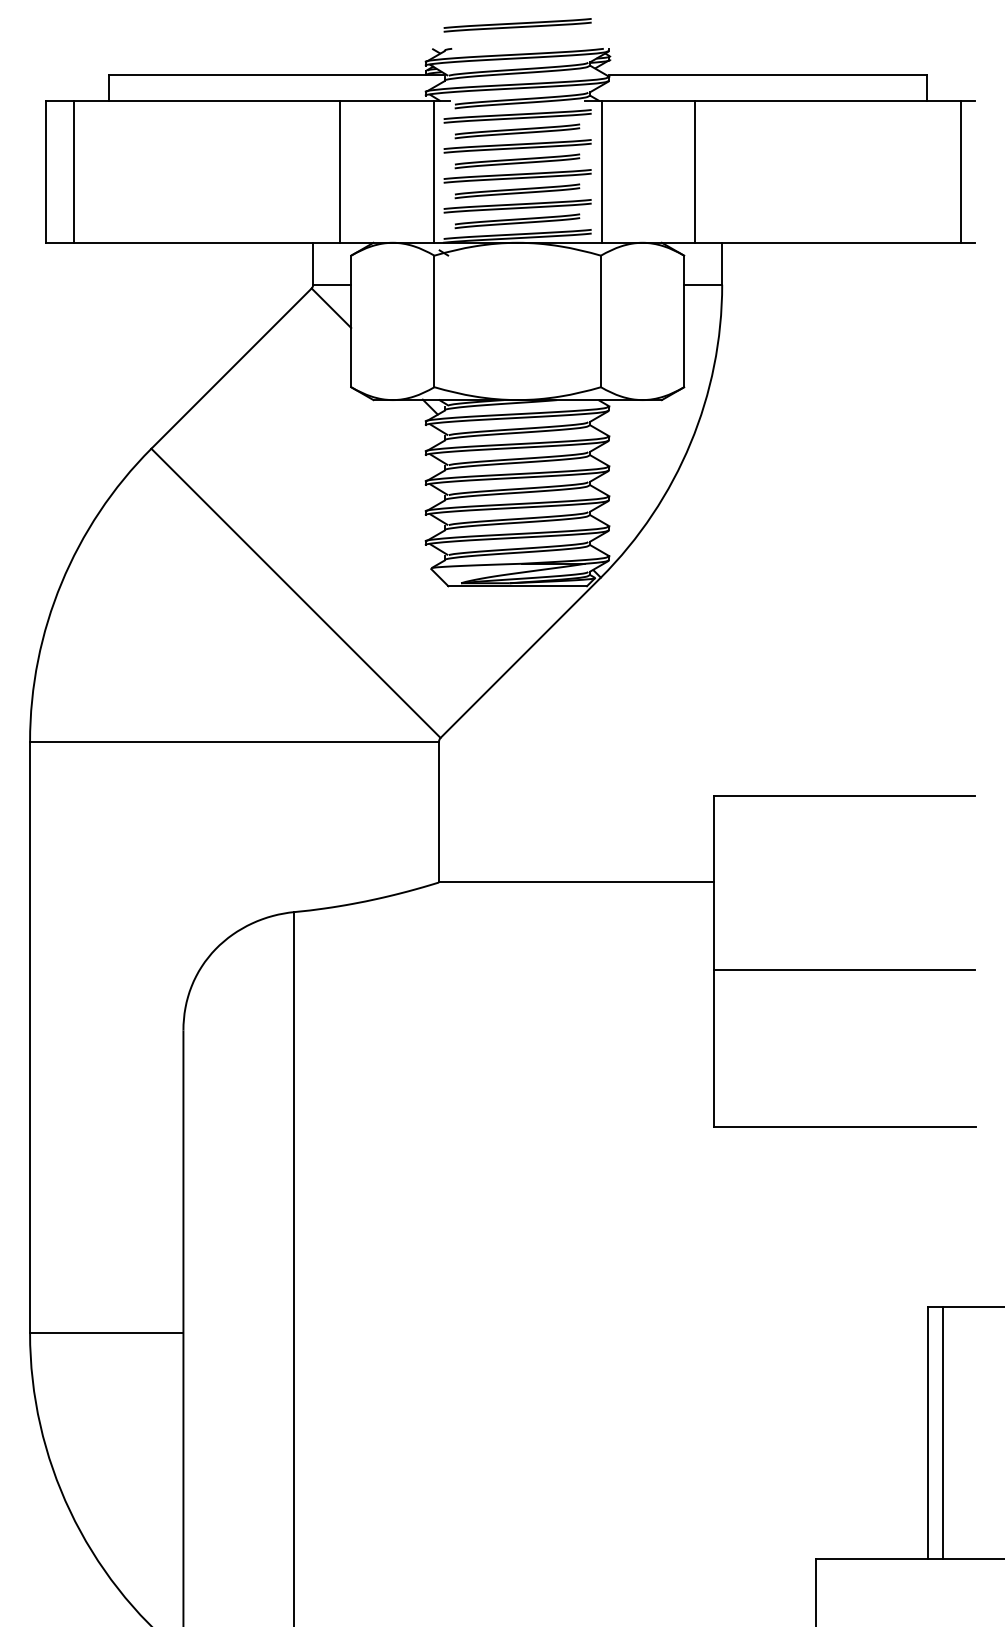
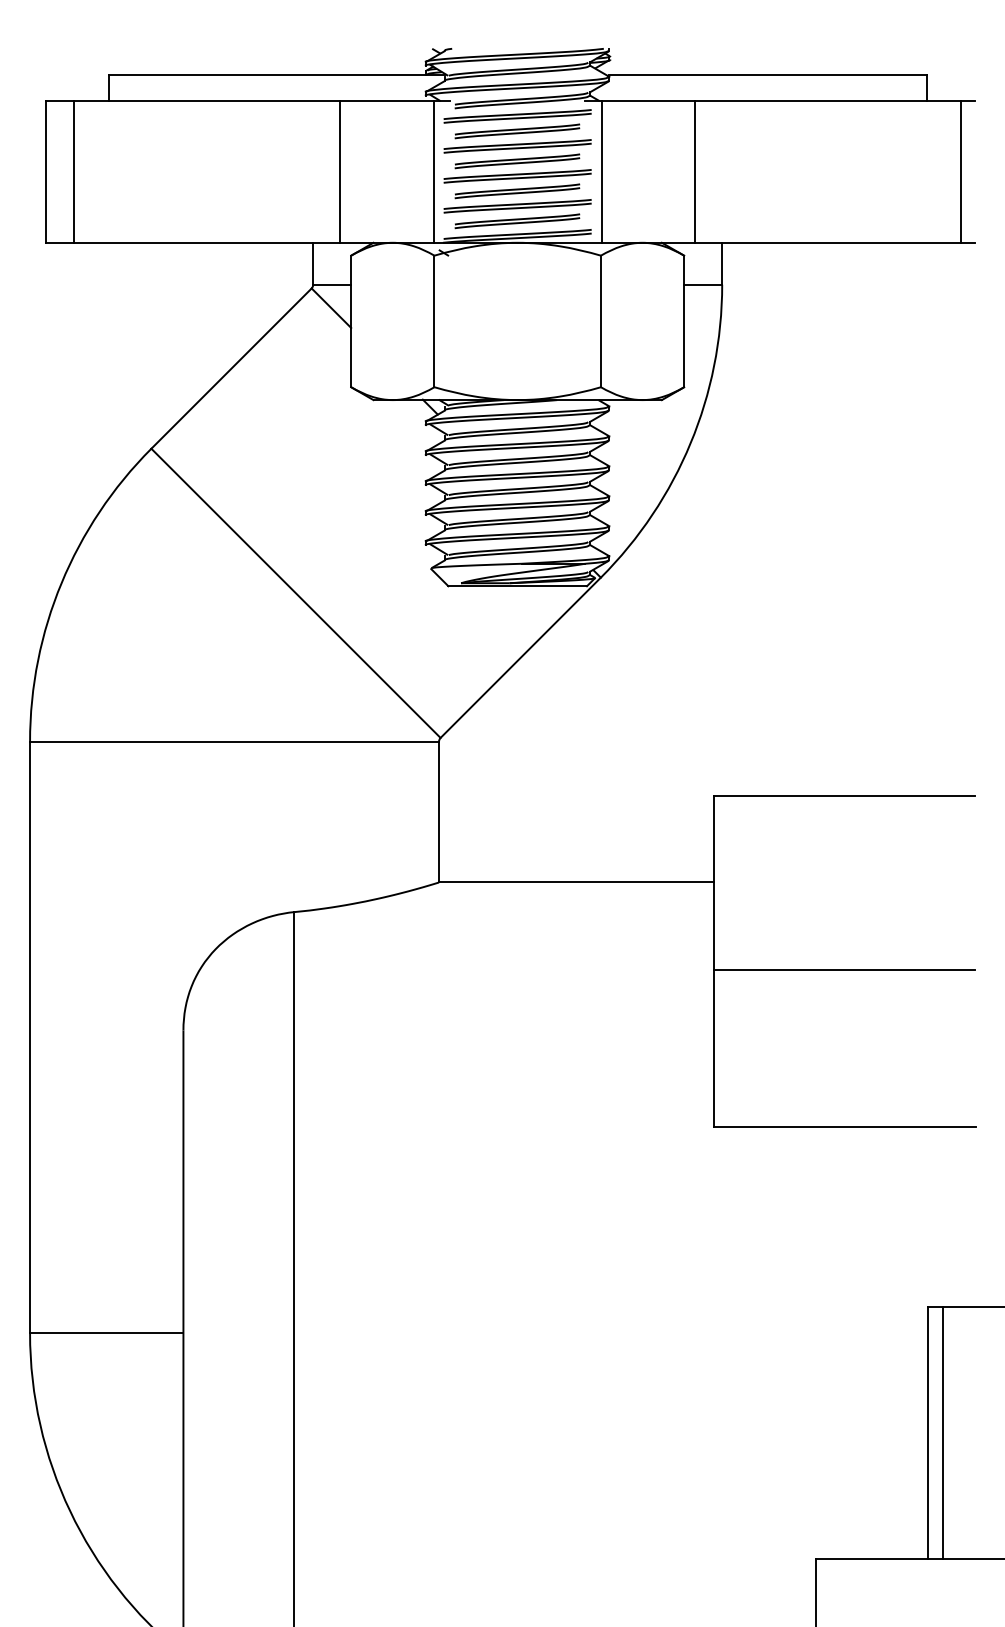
part: present -> none (517, 25)
